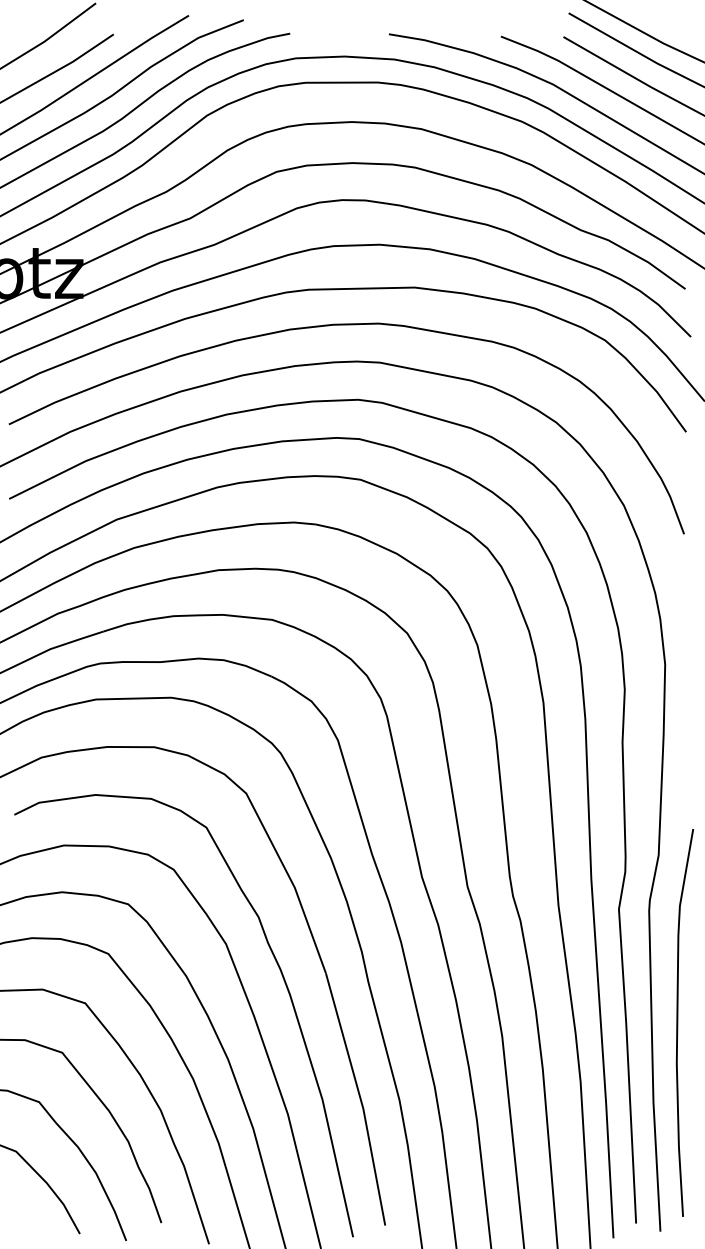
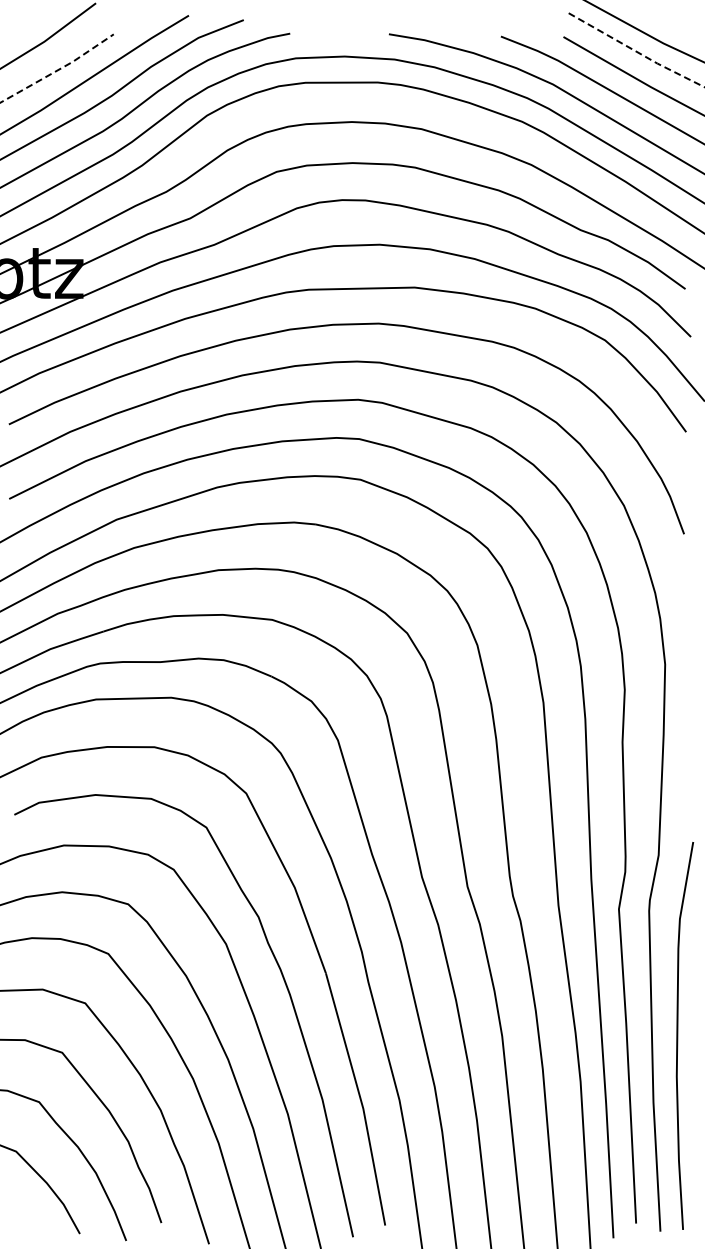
line: solid -> dashed (636, 51)
line: solid -> dashed (58, 69)
curve position: (678, 1022) -> (678, 1035) (678, 1035)
